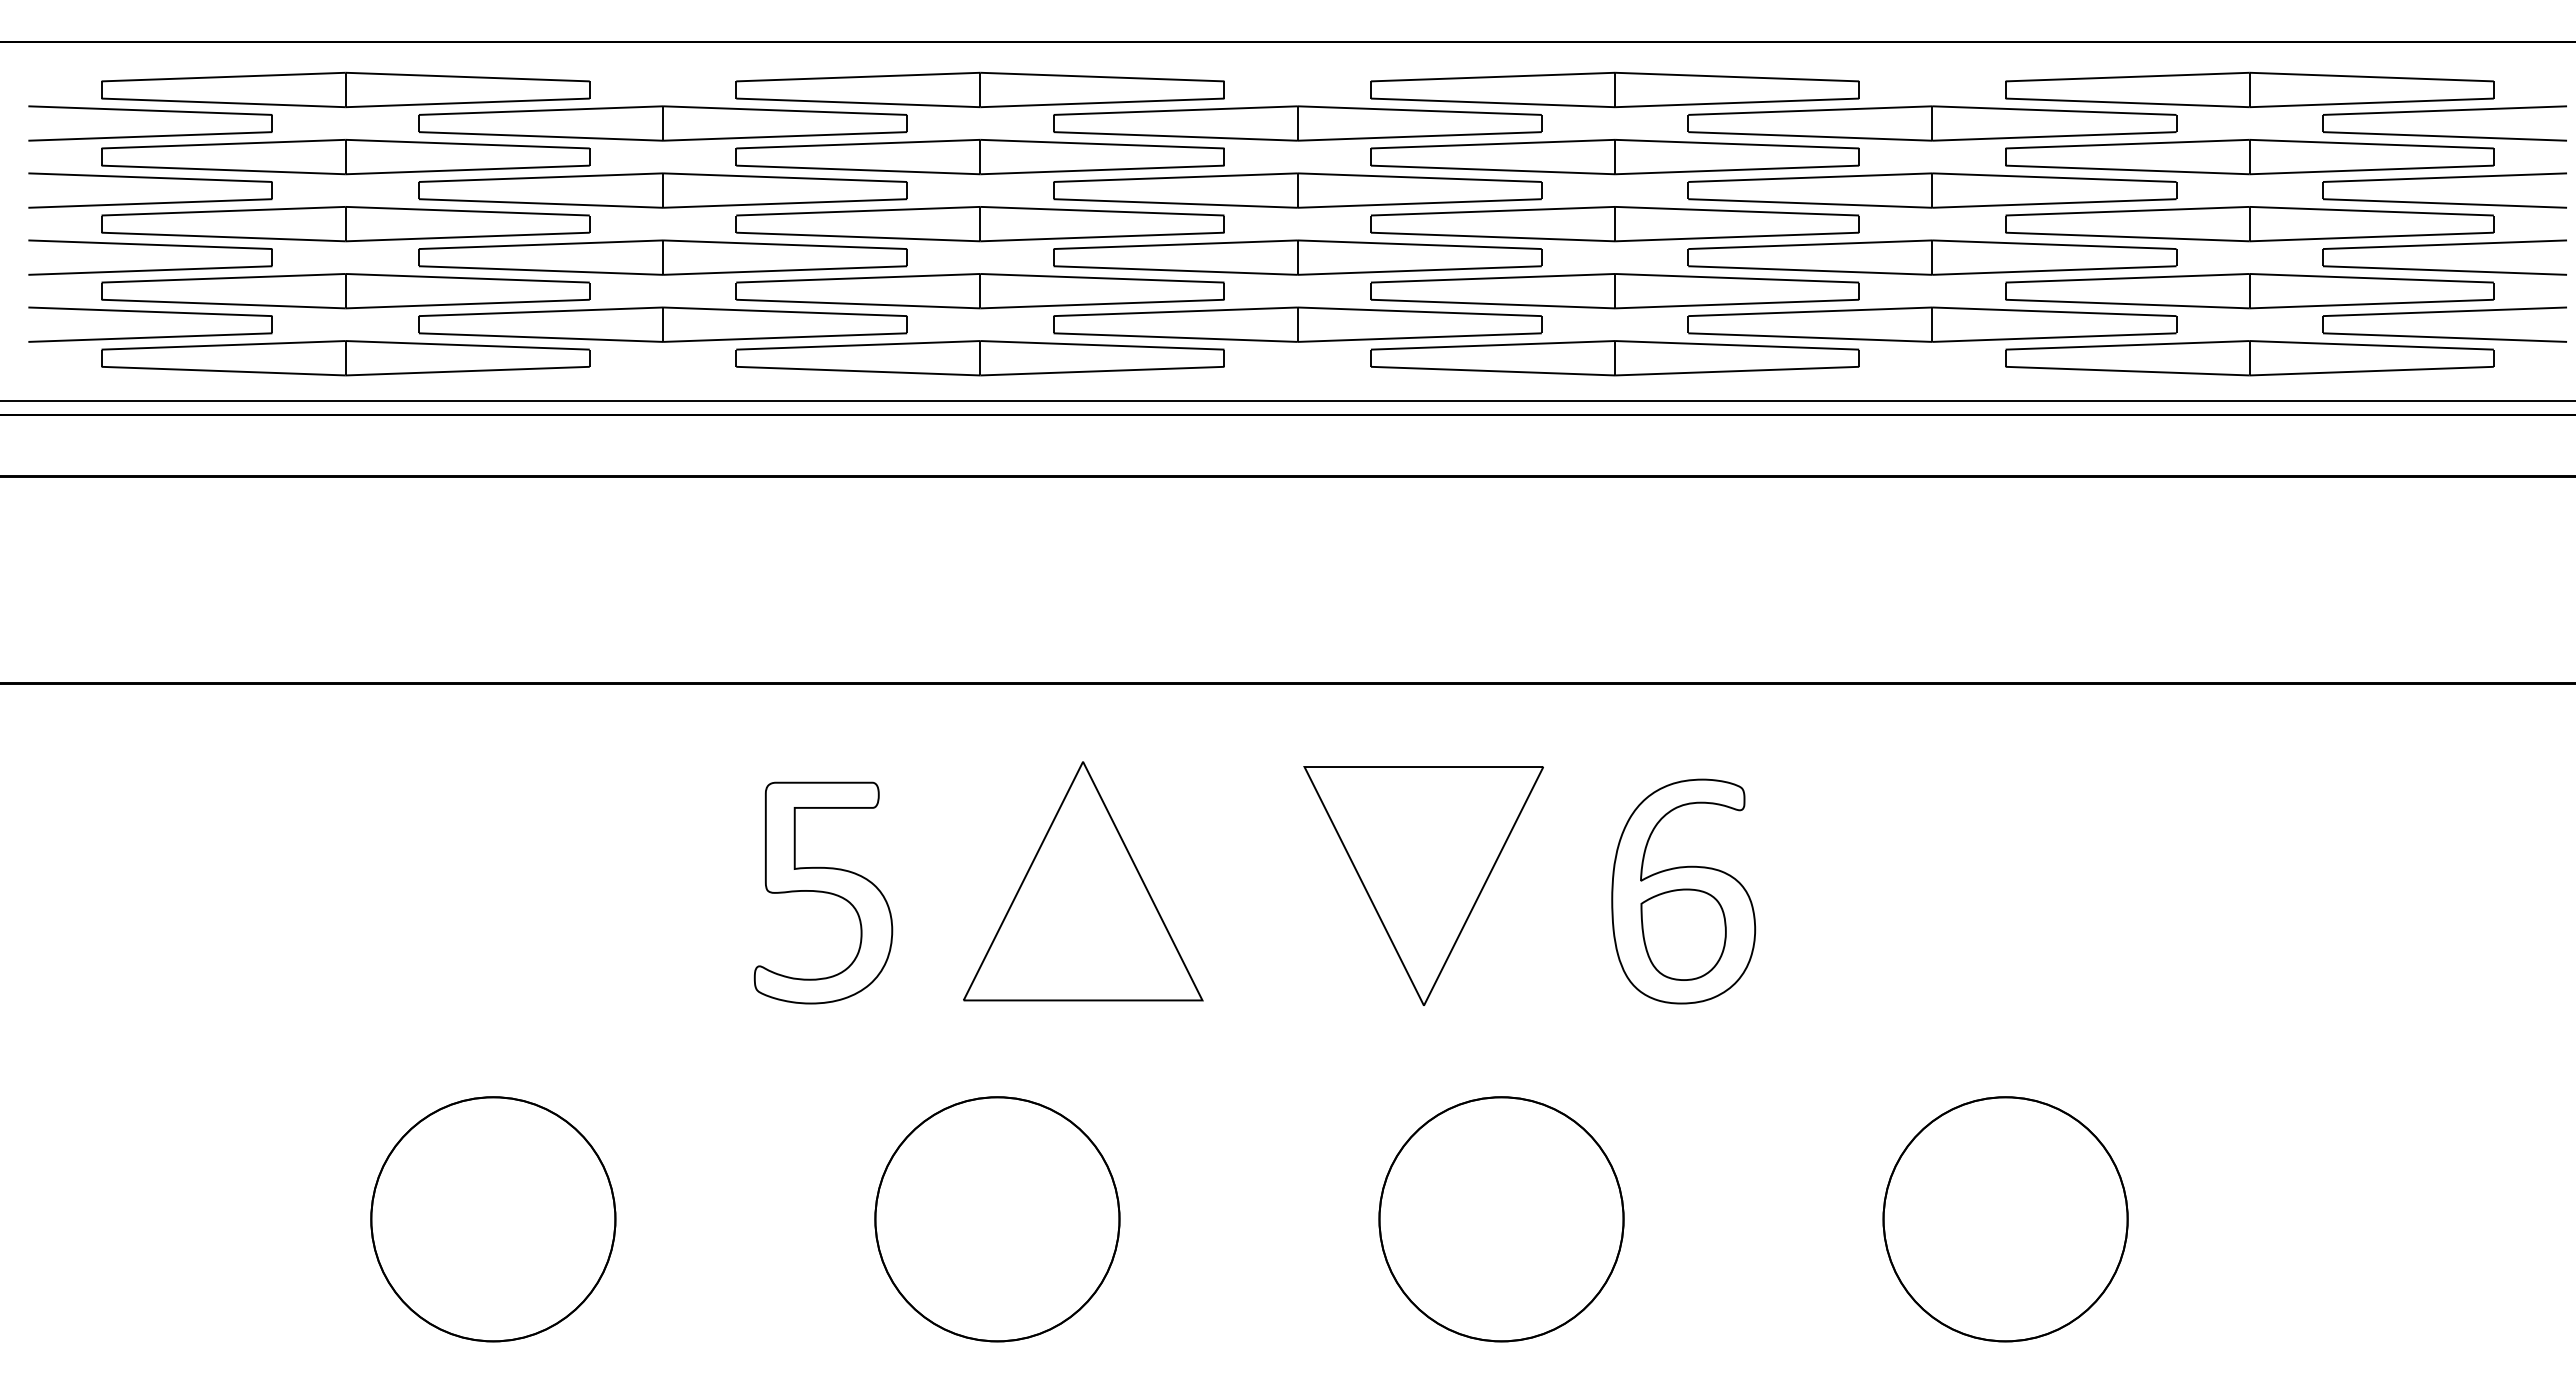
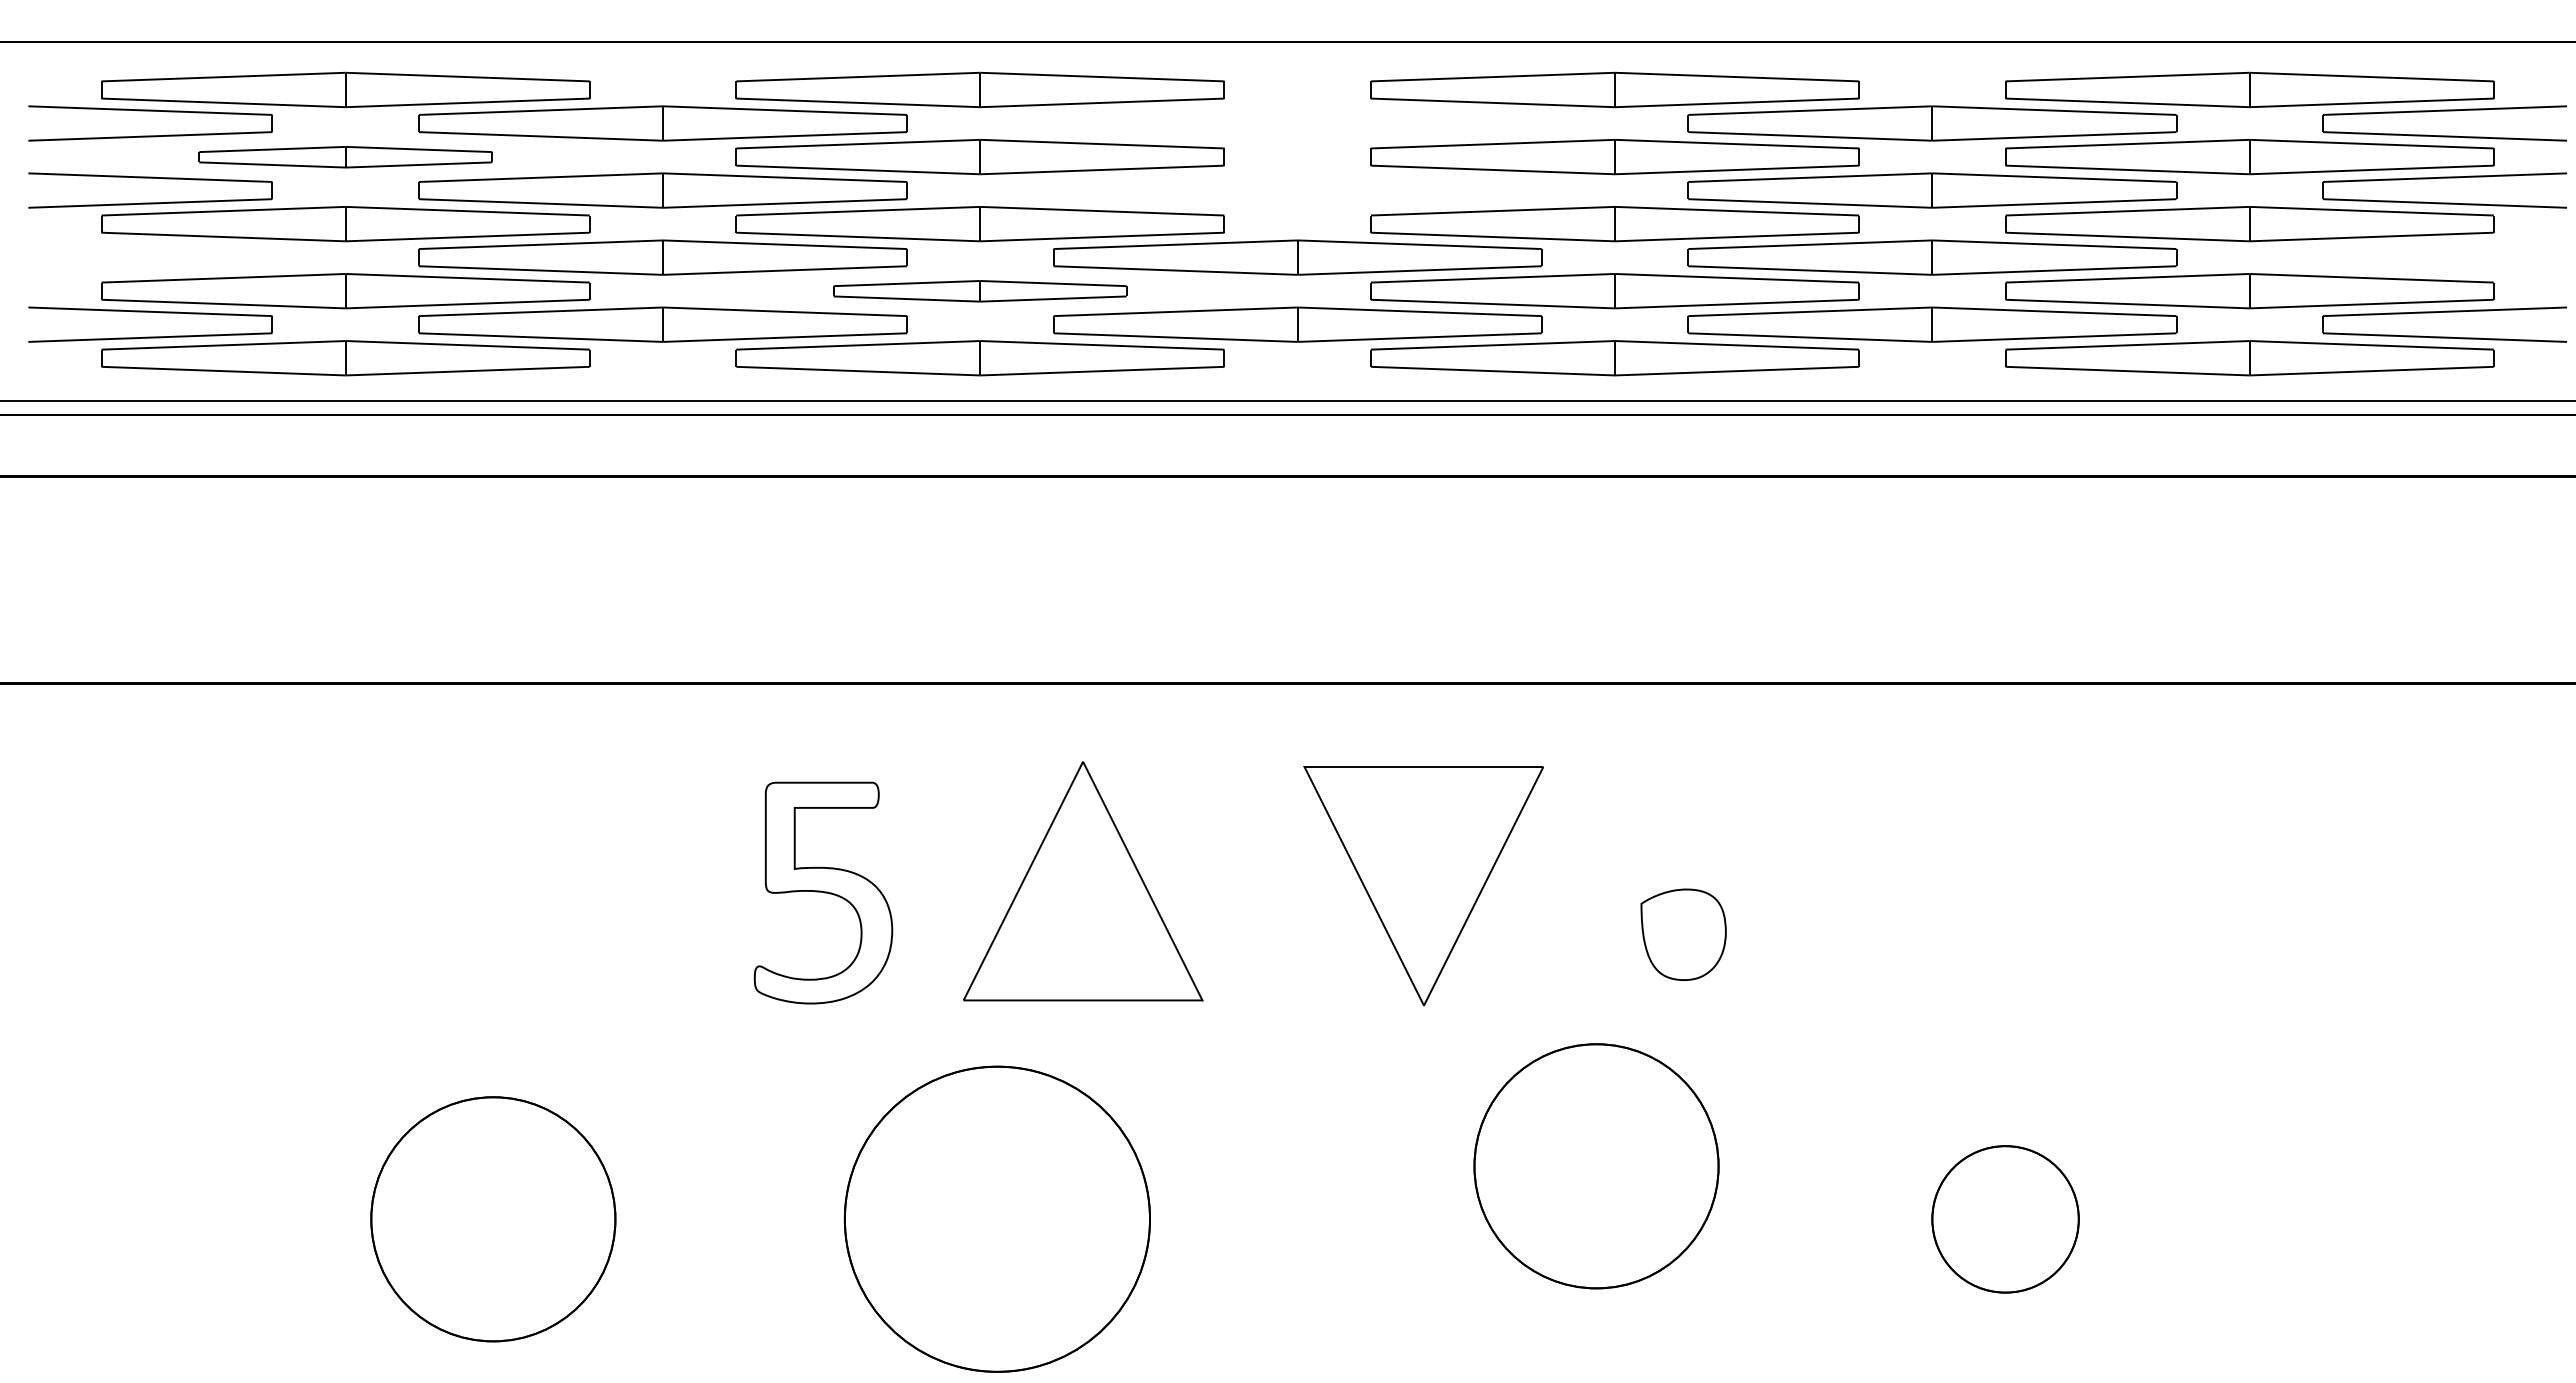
part: present -> none (1297, 123)
part size: 490x37 px -> 295x23 px (345, 157)
part: present -> none (1297, 190)
part: present -> none (150, 245)
part: present -> none (2444, 245)
part size: 490x37 px -> 295x23 px (980, 291)
part: present -> none (1683, 891)
part size: 247x247 px -> 308x308 px (996, 1218)
part position: (1501, 1219) -> (1596, 1166) (1596, 1166)
part size: 247x247 px -> 149x149 px (2005, 1219)
